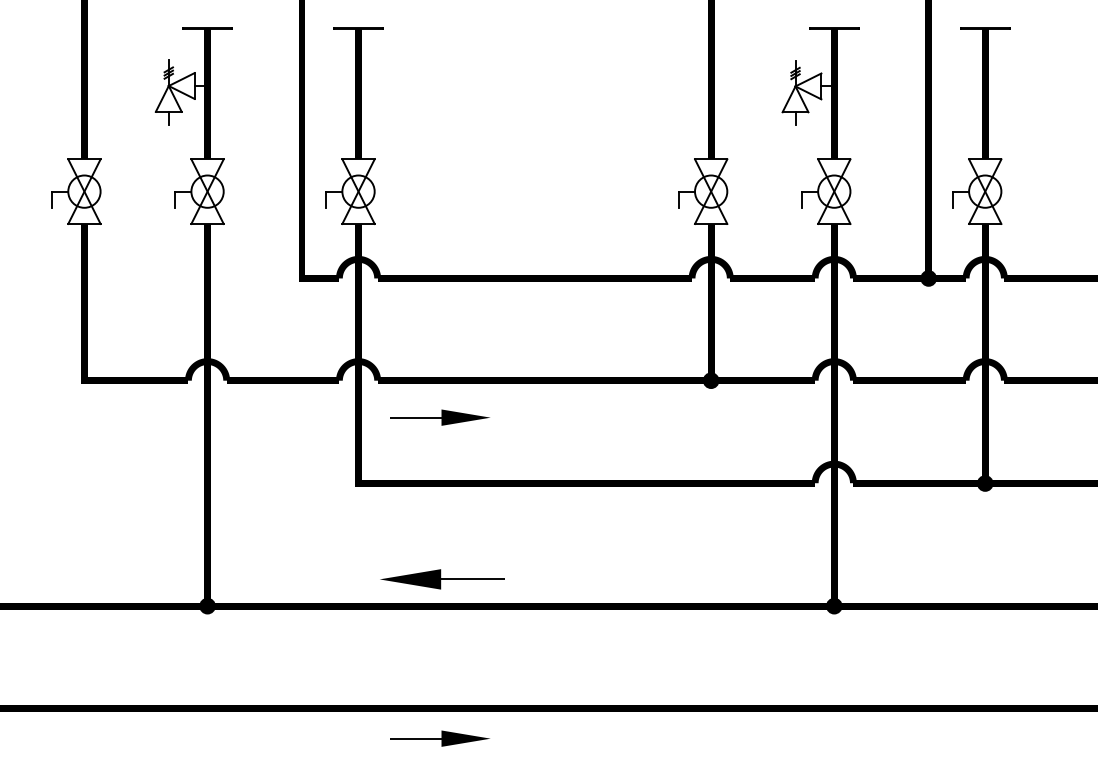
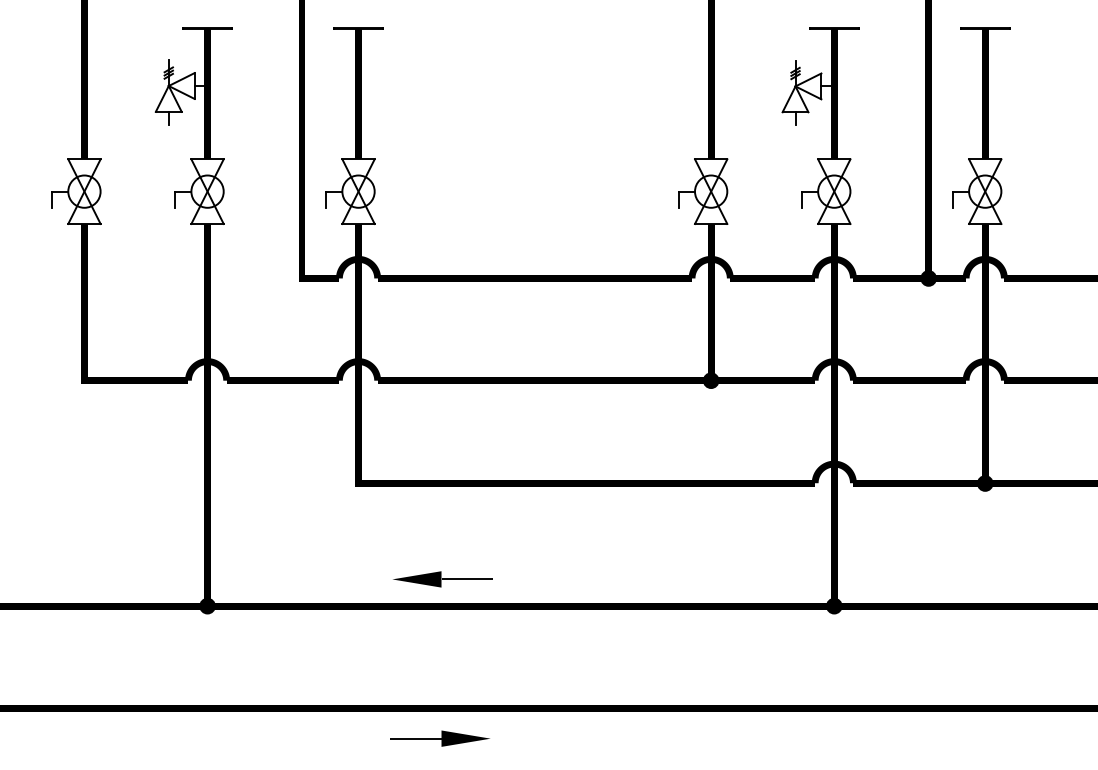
part: present -> none (439, 417)
part size: 125x21 px -> 100x17 px (442, 579)
